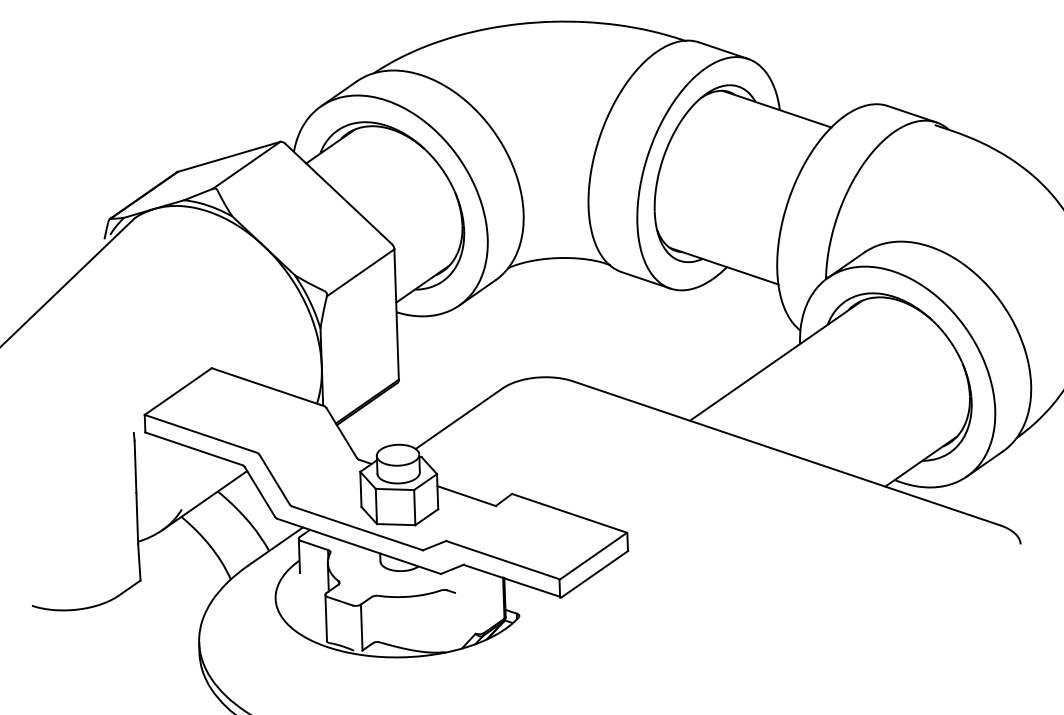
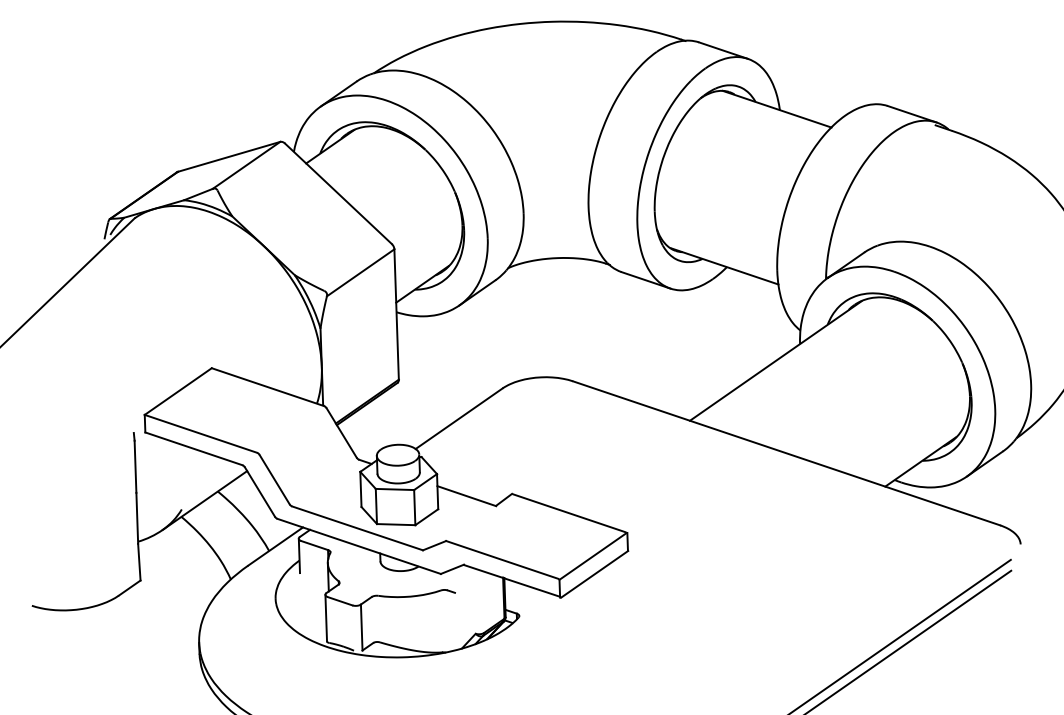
line: none -> present (901, 635)
line: none -> present (910, 640)
